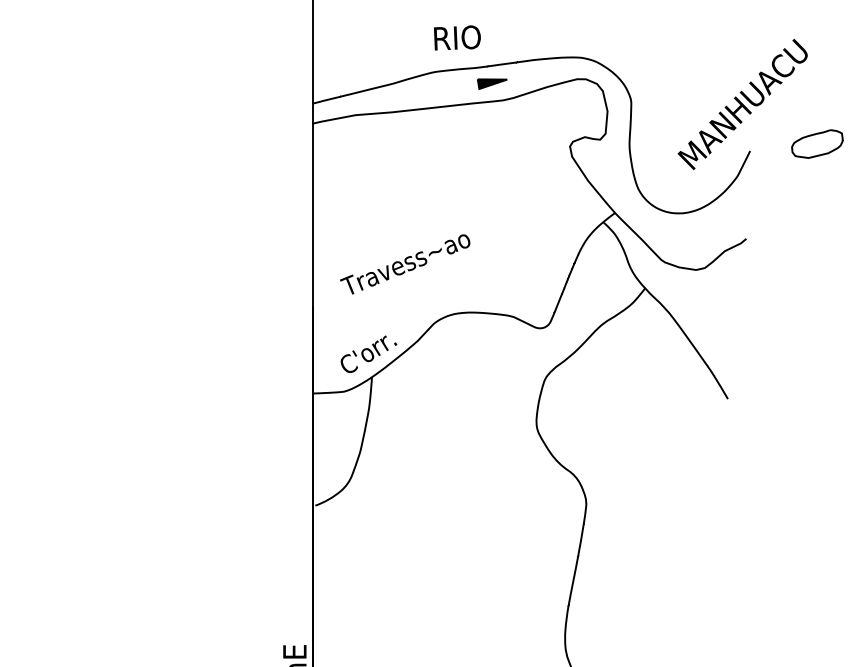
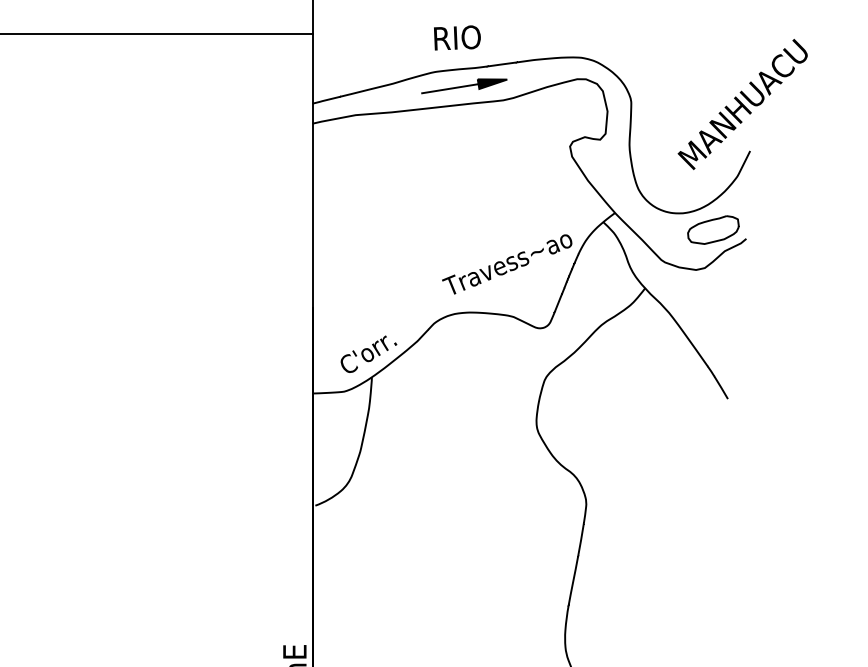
line: none -> present (157, 34)
line: none -> present (450, 88)
part position: (817, 143) -> (713, 229) (713, 229)
text position: (405, 264) -> (507, 264) (507, 264)
